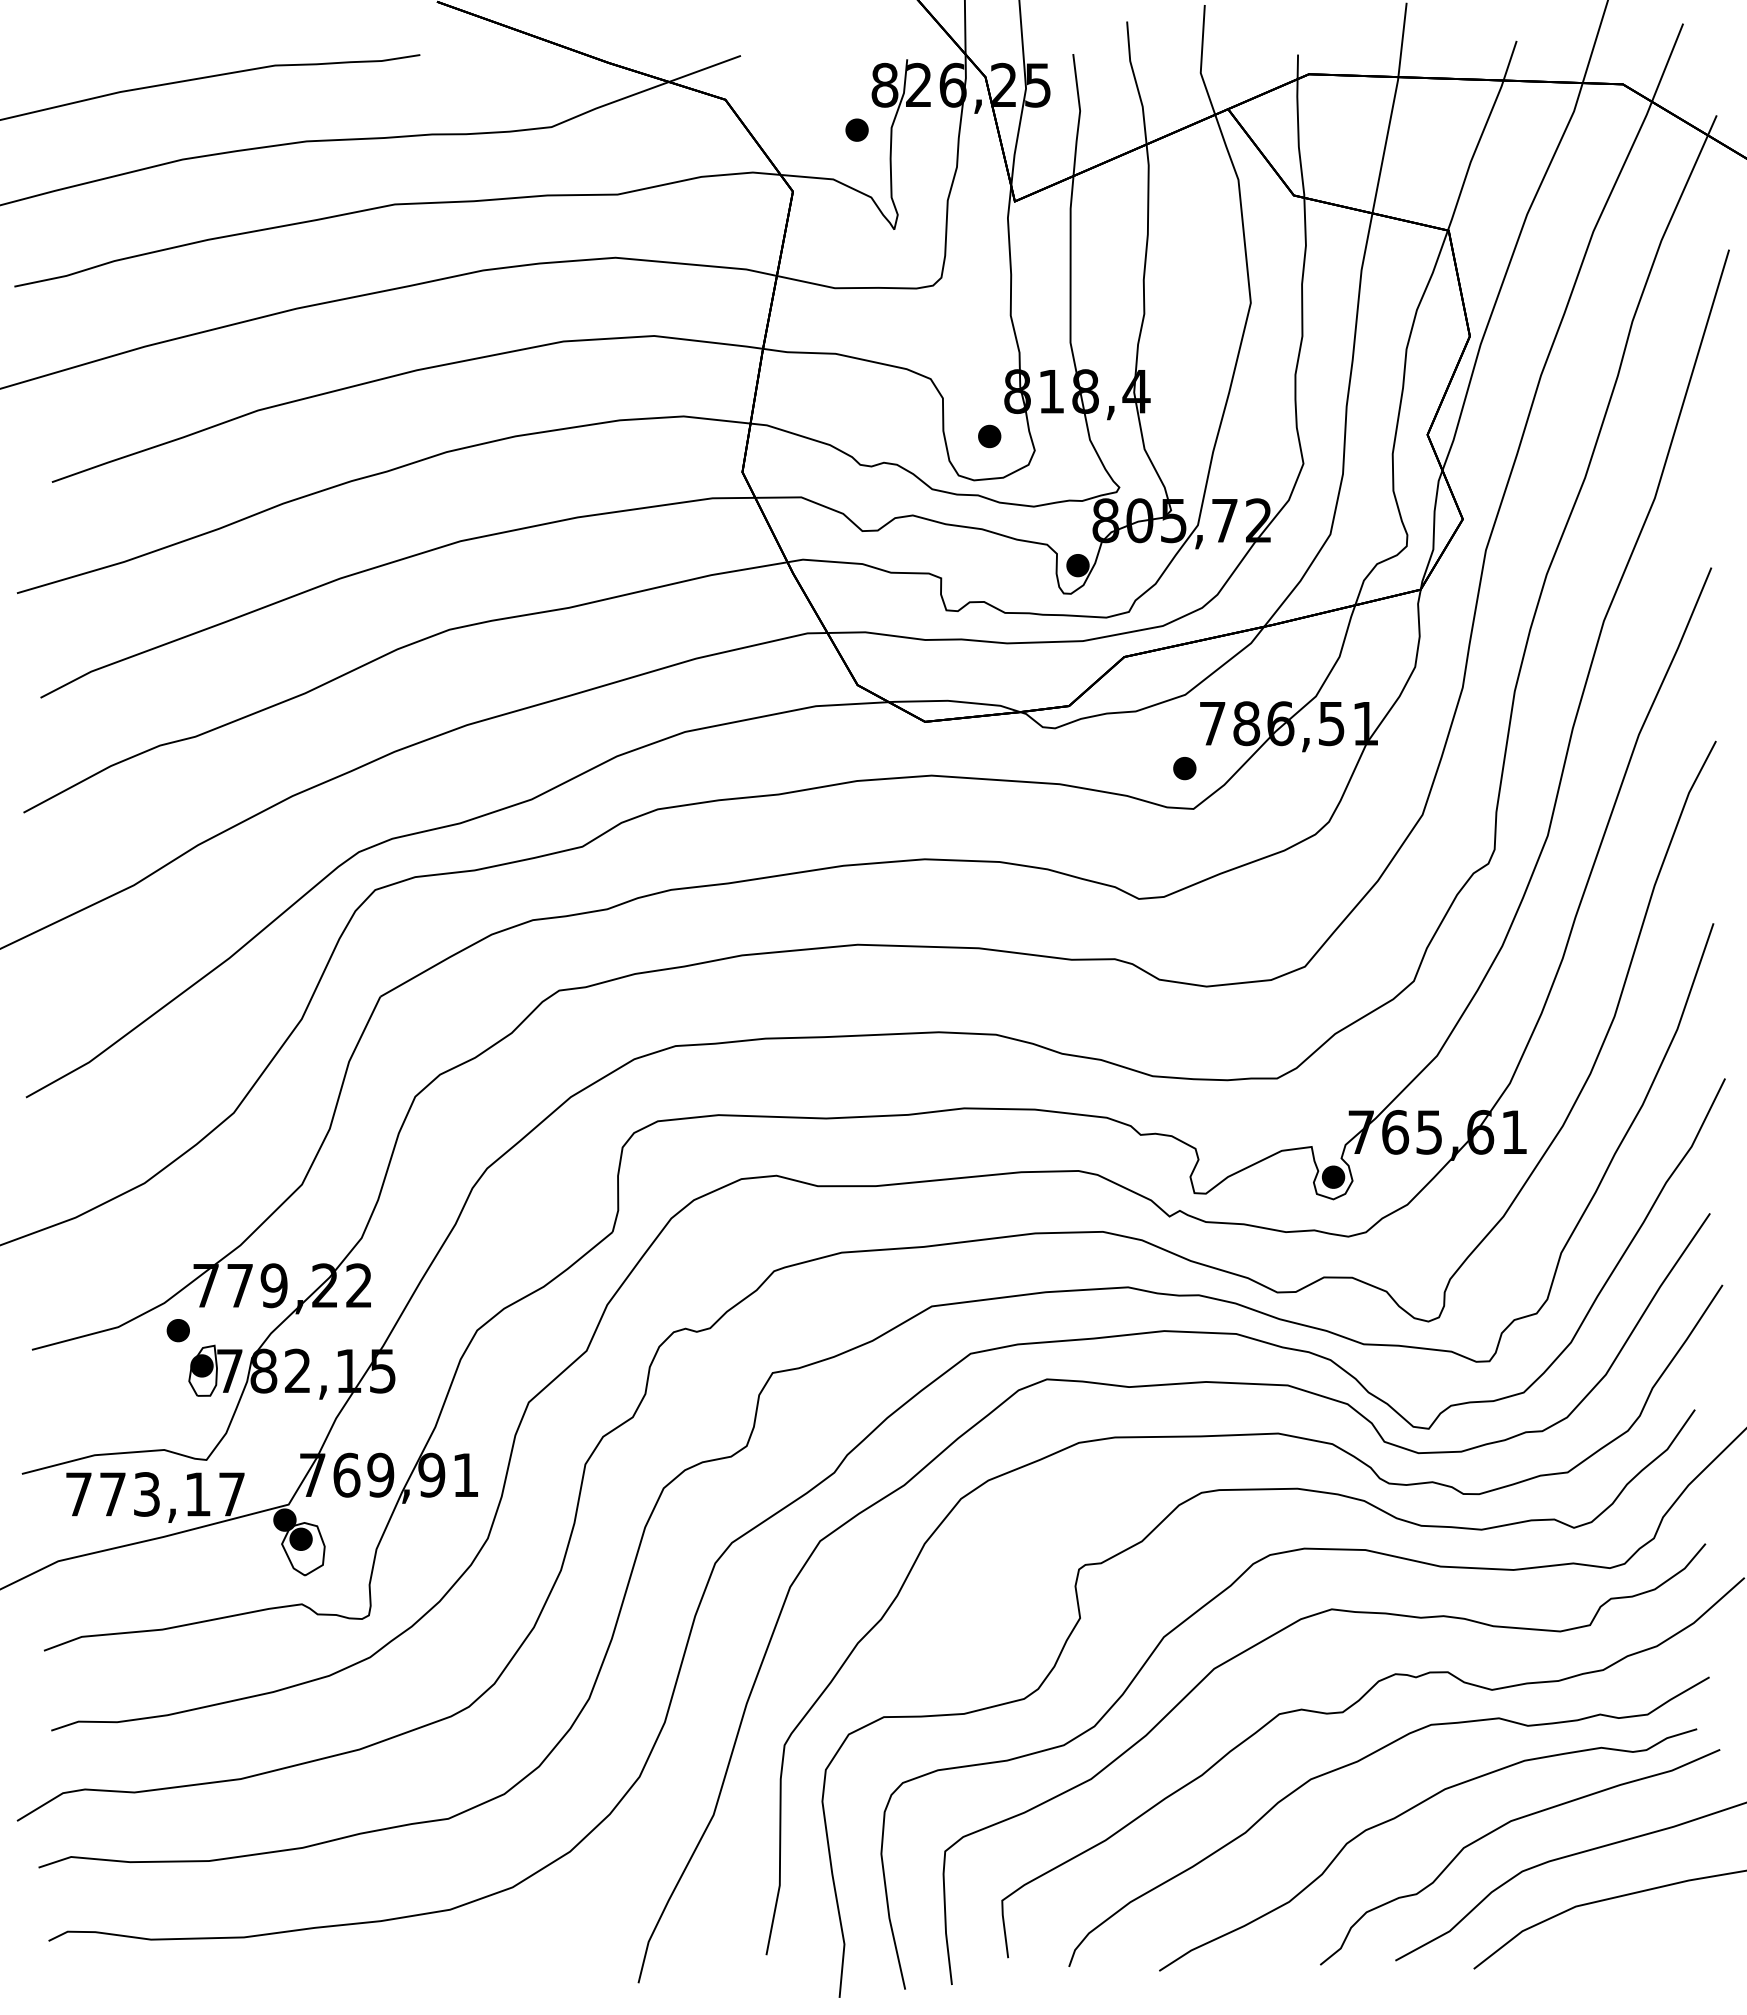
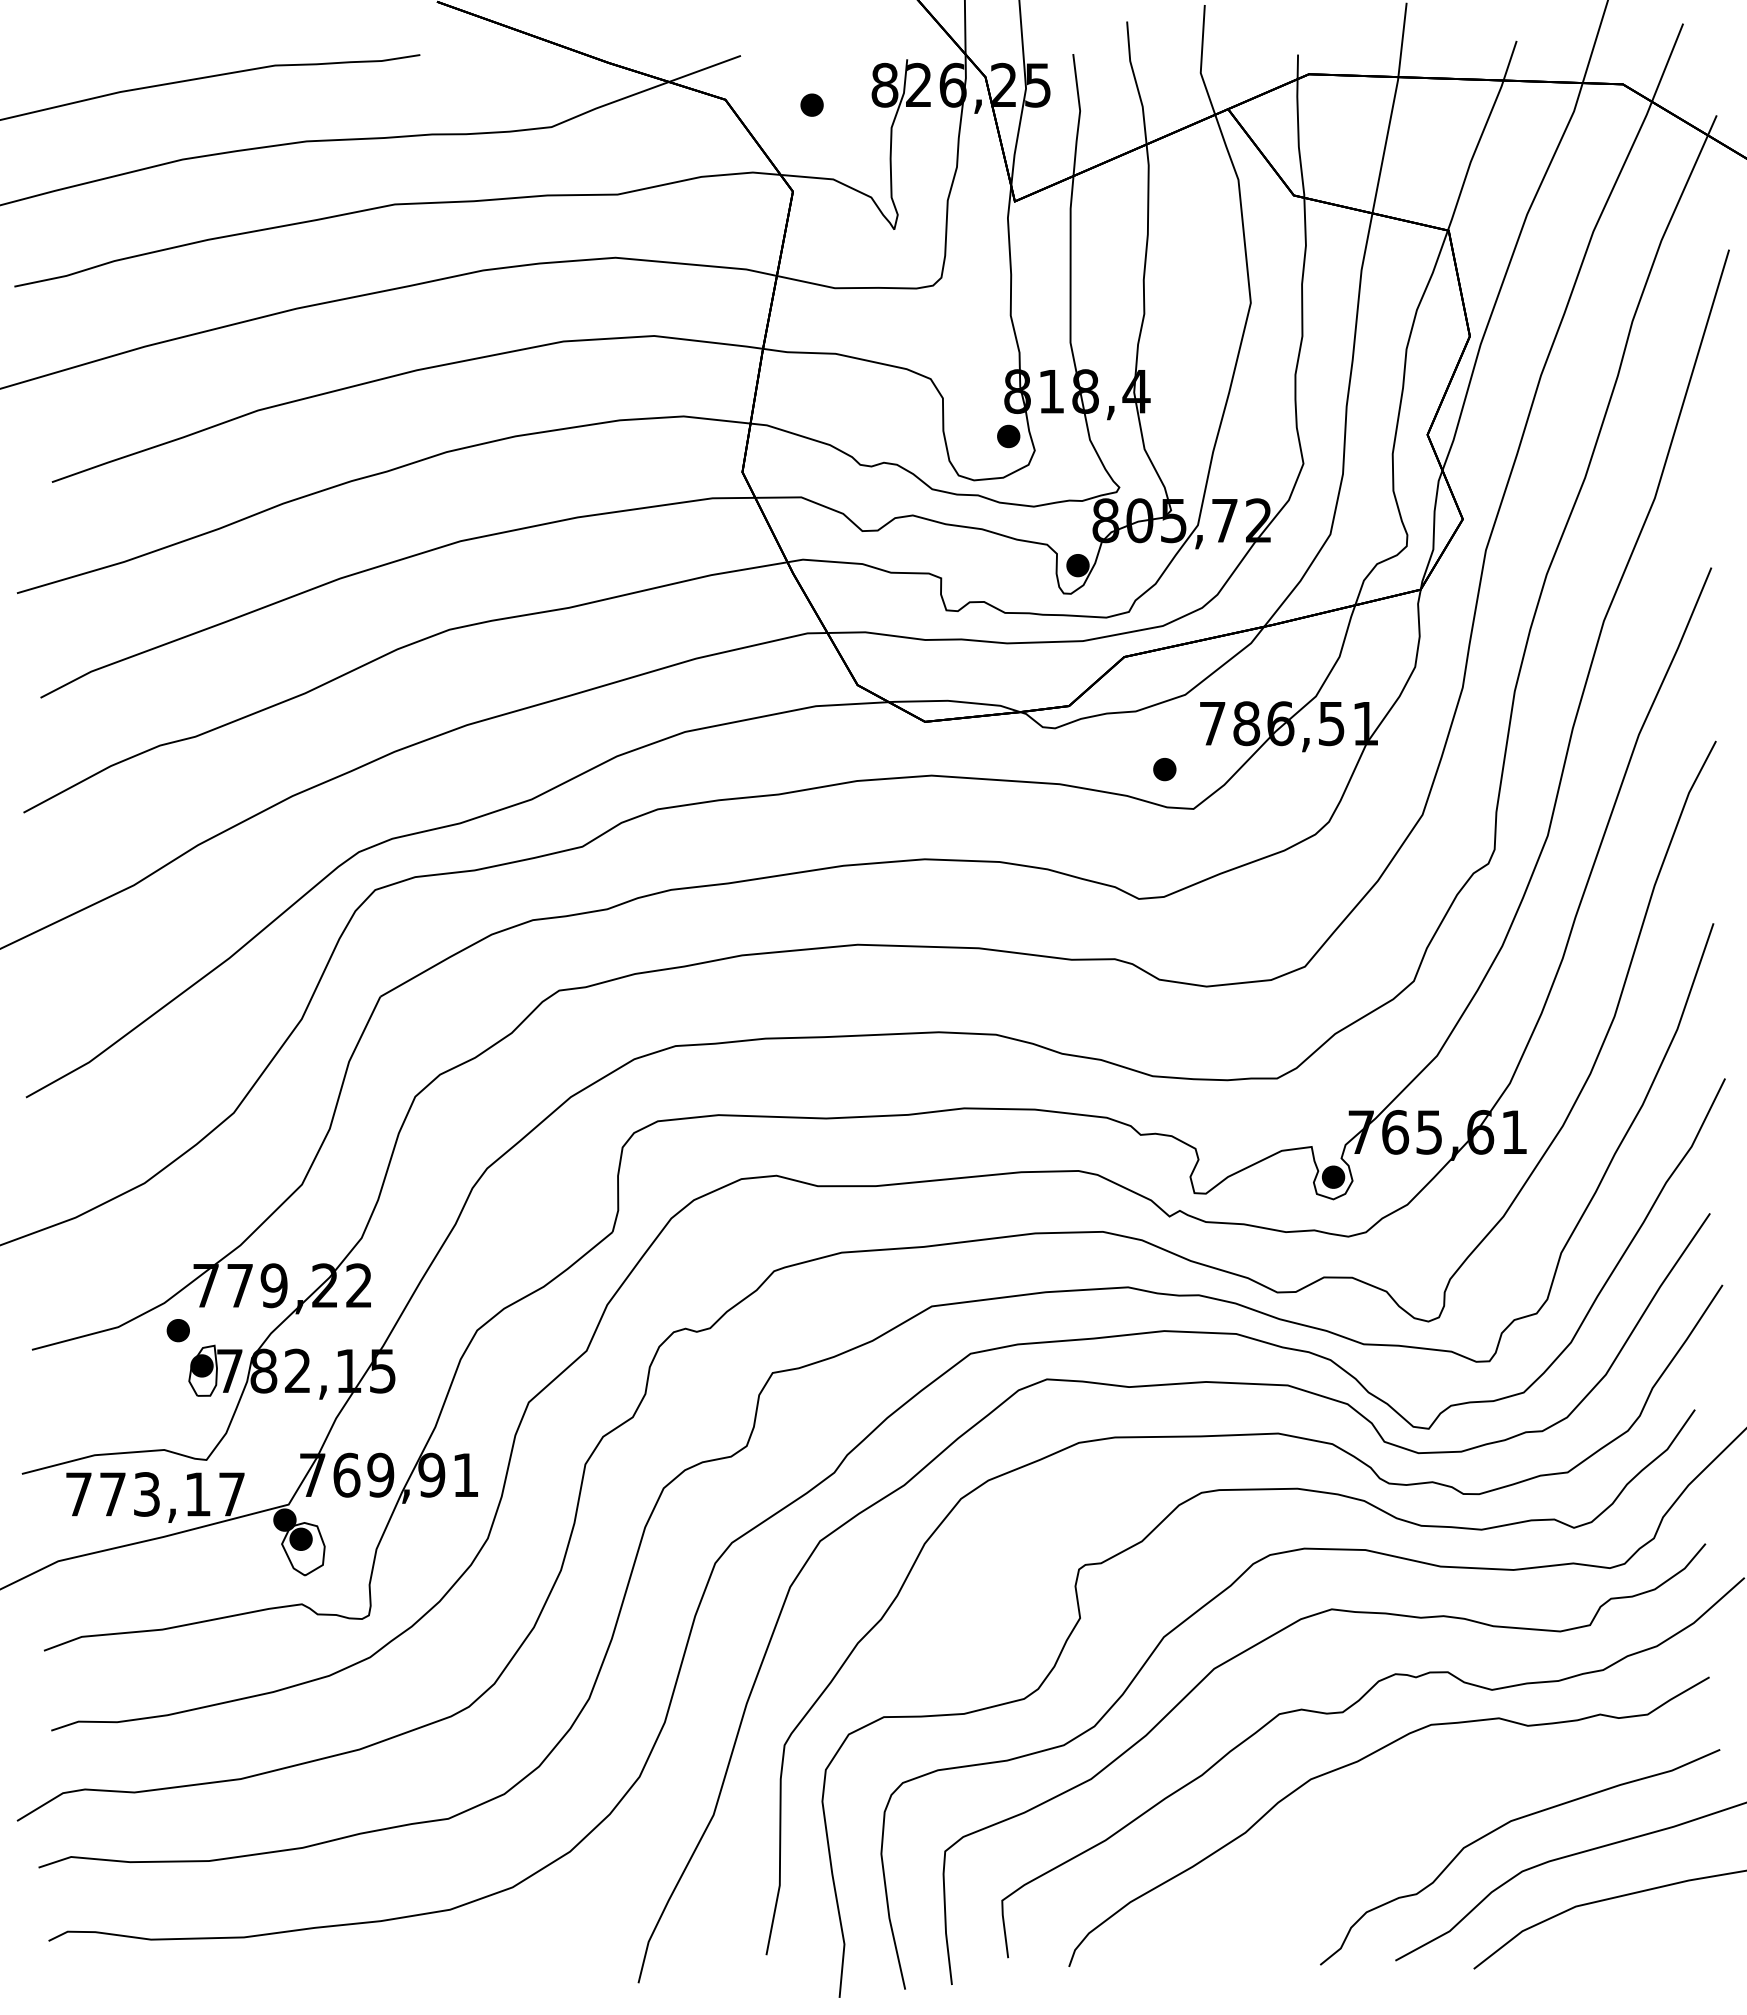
part position: (856, 129) -> (811, 104) (811, 104)
part position: (989, 436) -> (1008, 436) (1008, 436)
part position: (1184, 768) -> (1164, 769) (1164, 769)
part: present -> none (1408, 1811)
